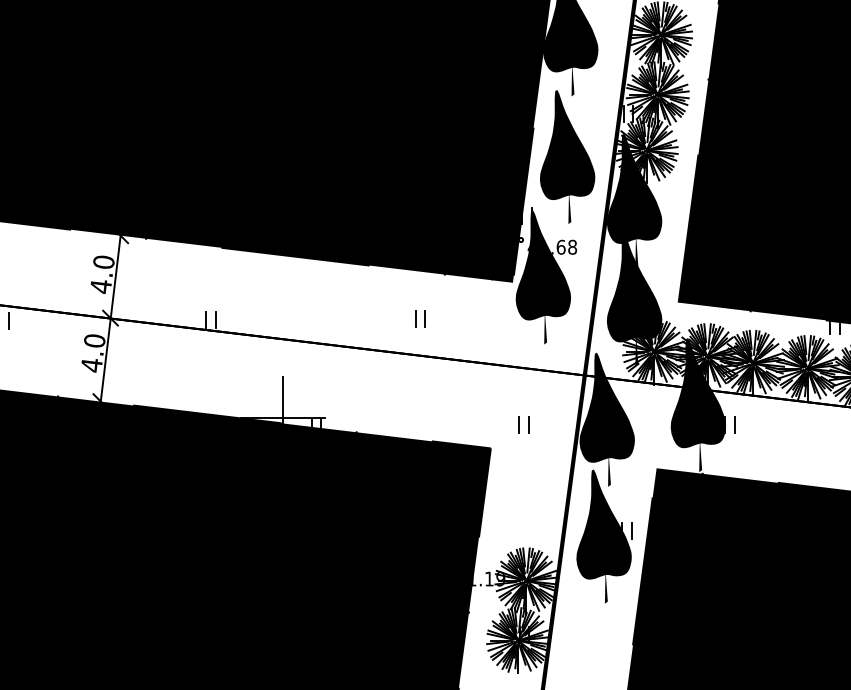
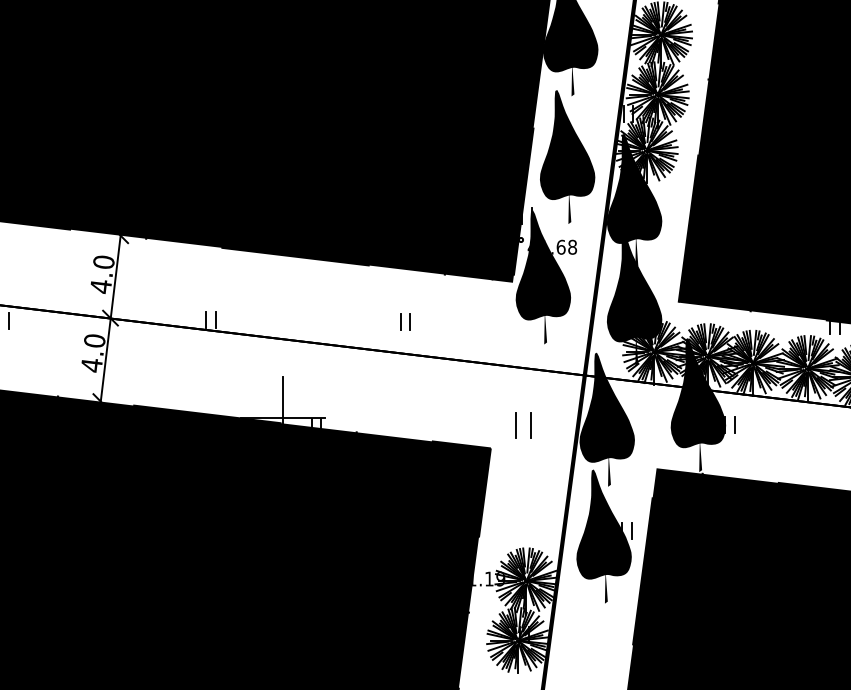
part position: (420, 318) -> (405, 321) (405, 321)
part size: 12x18 px -> 17x27 px (523, 425)
